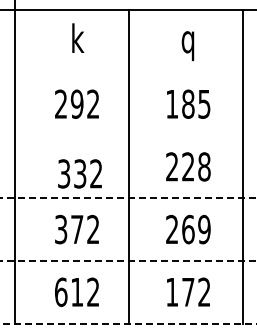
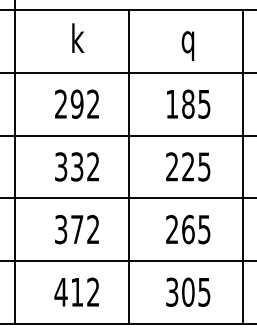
line: none -> present (127, 72)
line: none -> present (127, 135)
text: 228 -> 225 (204, 166)
text position: (79, 173) -> (76, 166) (76, 166)
line: dashed -> solid (128, 198)
text: 269 -> 265 (204, 228)
line: dashed -> solid (128, 260)
text: 612 -> 412 (60, 291)
text: 172 -> 305 (188, 291)
line: dashed -> solid (128, 323)
